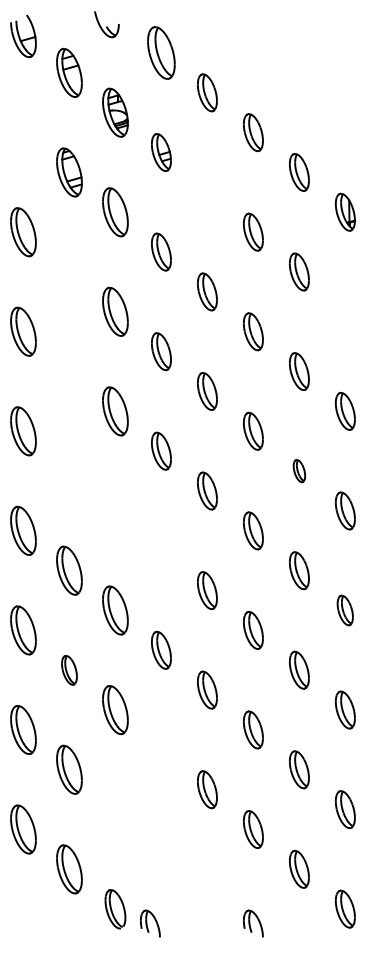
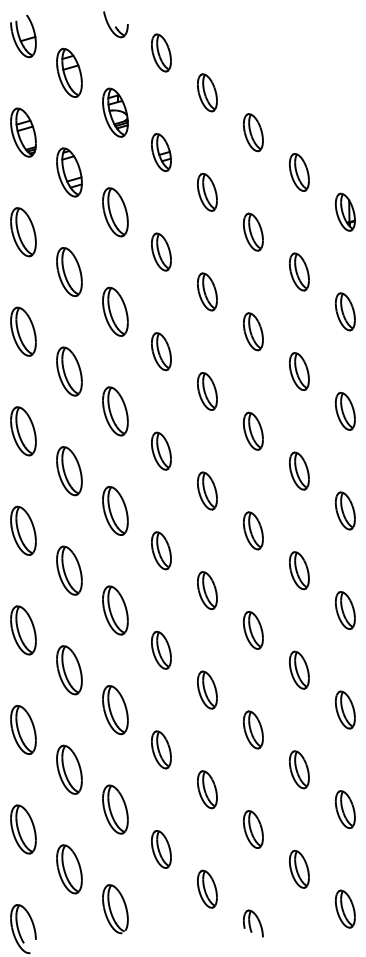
part position: (106, 24) -> (115, 24) (115, 24)
part size: 29x54 px -> 21x40 px (161, 52)
part: none -> present (23, 132)
part: none -> present (207, 191)
part: none -> present (69, 271)
part: none -> present (344, 311)
part: none -> present (69, 371)
part: none -> present (69, 471)
part size: 15x25 px -> 21x40 px (299, 470)
part: none -> present (115, 510)
part: none -> present (161, 550)
part size: 18x33 px -> 22x39 px (344, 610)
part size: 17x31 px -> 27x51 px (69, 670)
part: none -> present (161, 749)
part: none -> present (115, 809)
part: none -> present (161, 849)
part: none -> present (207, 888)
part size: 23x41 px -> 27x51 px (115, 909)
part: present -> none (150, 923)
part: none -> present (23, 928)
